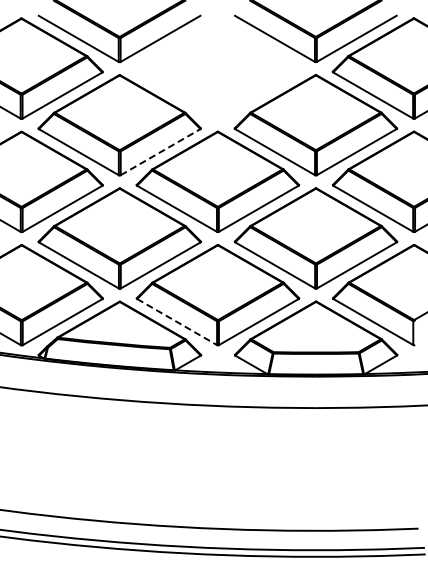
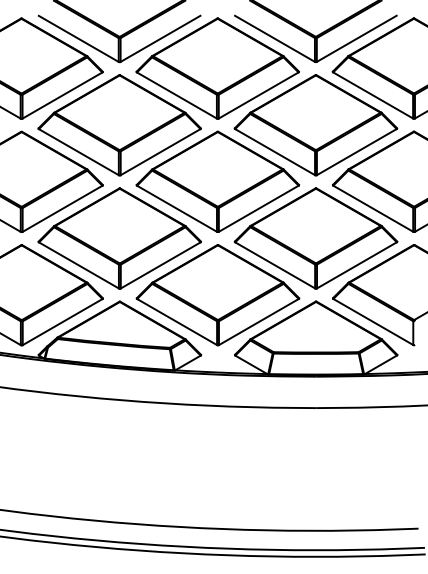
part: none -> present (217, 68)
line: dashed -> solid (161, 151)
line: dashed -> solid (177, 322)
